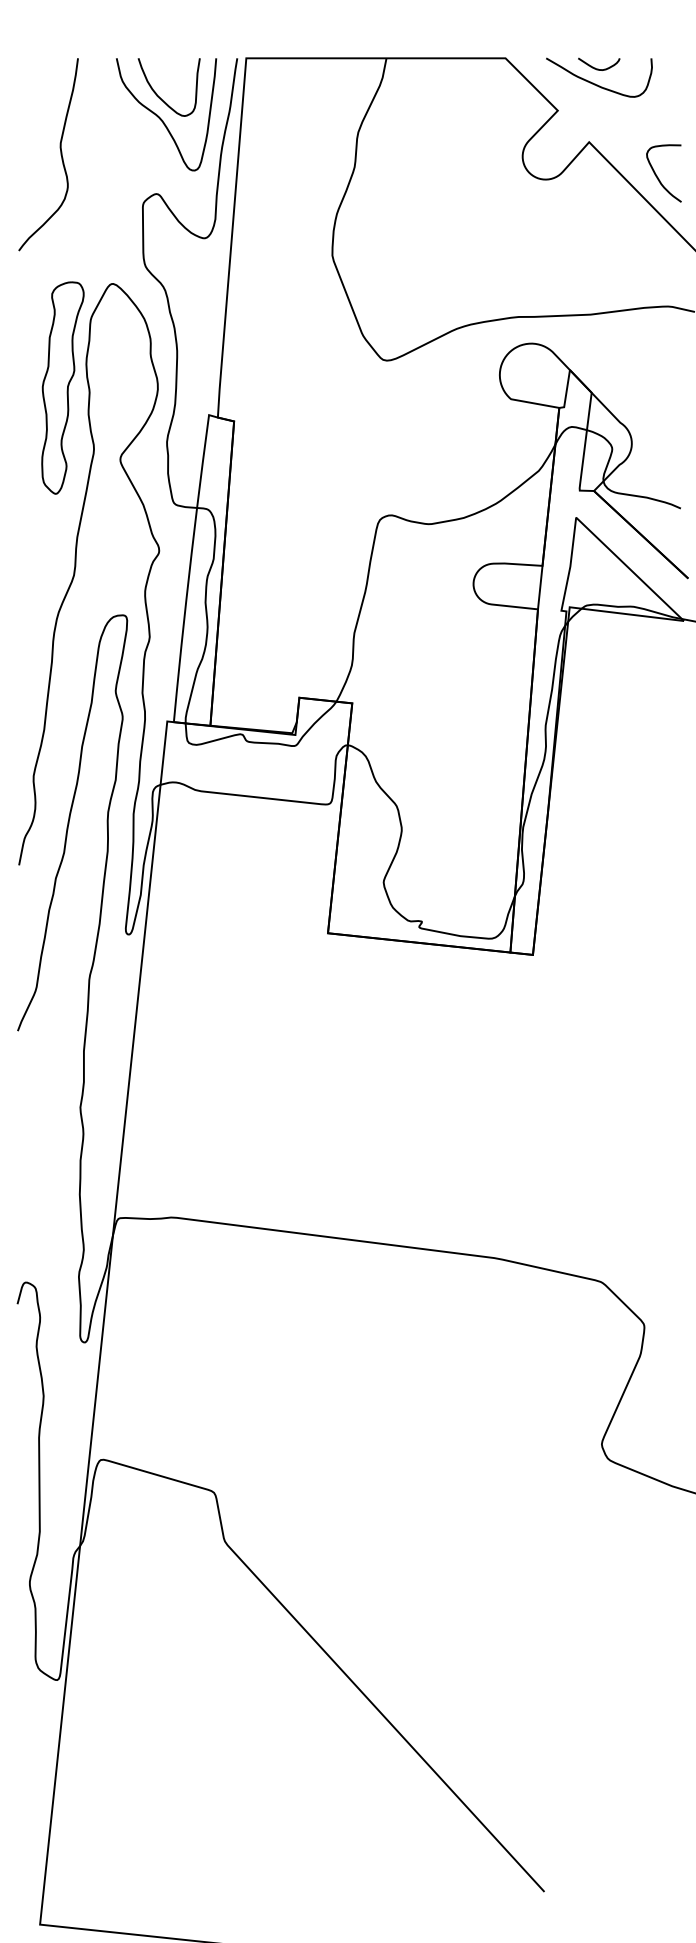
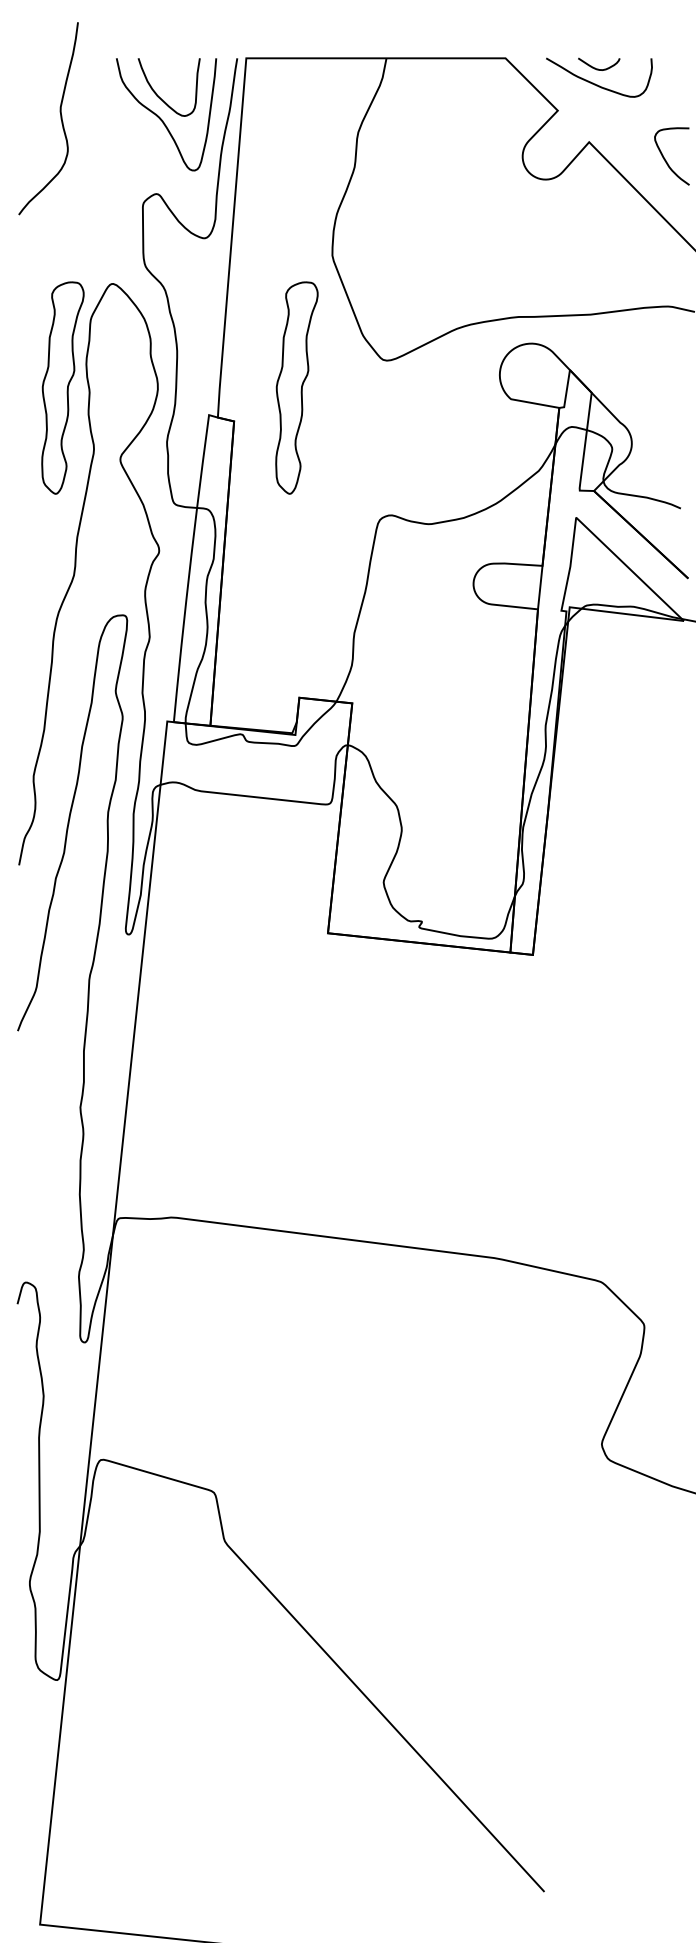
curve position: (60, 154) -> (60, 118) (60, 118)
curve position: (657, 175) -> (665, 158) (665, 158)
part: none -> present (296, 387)
